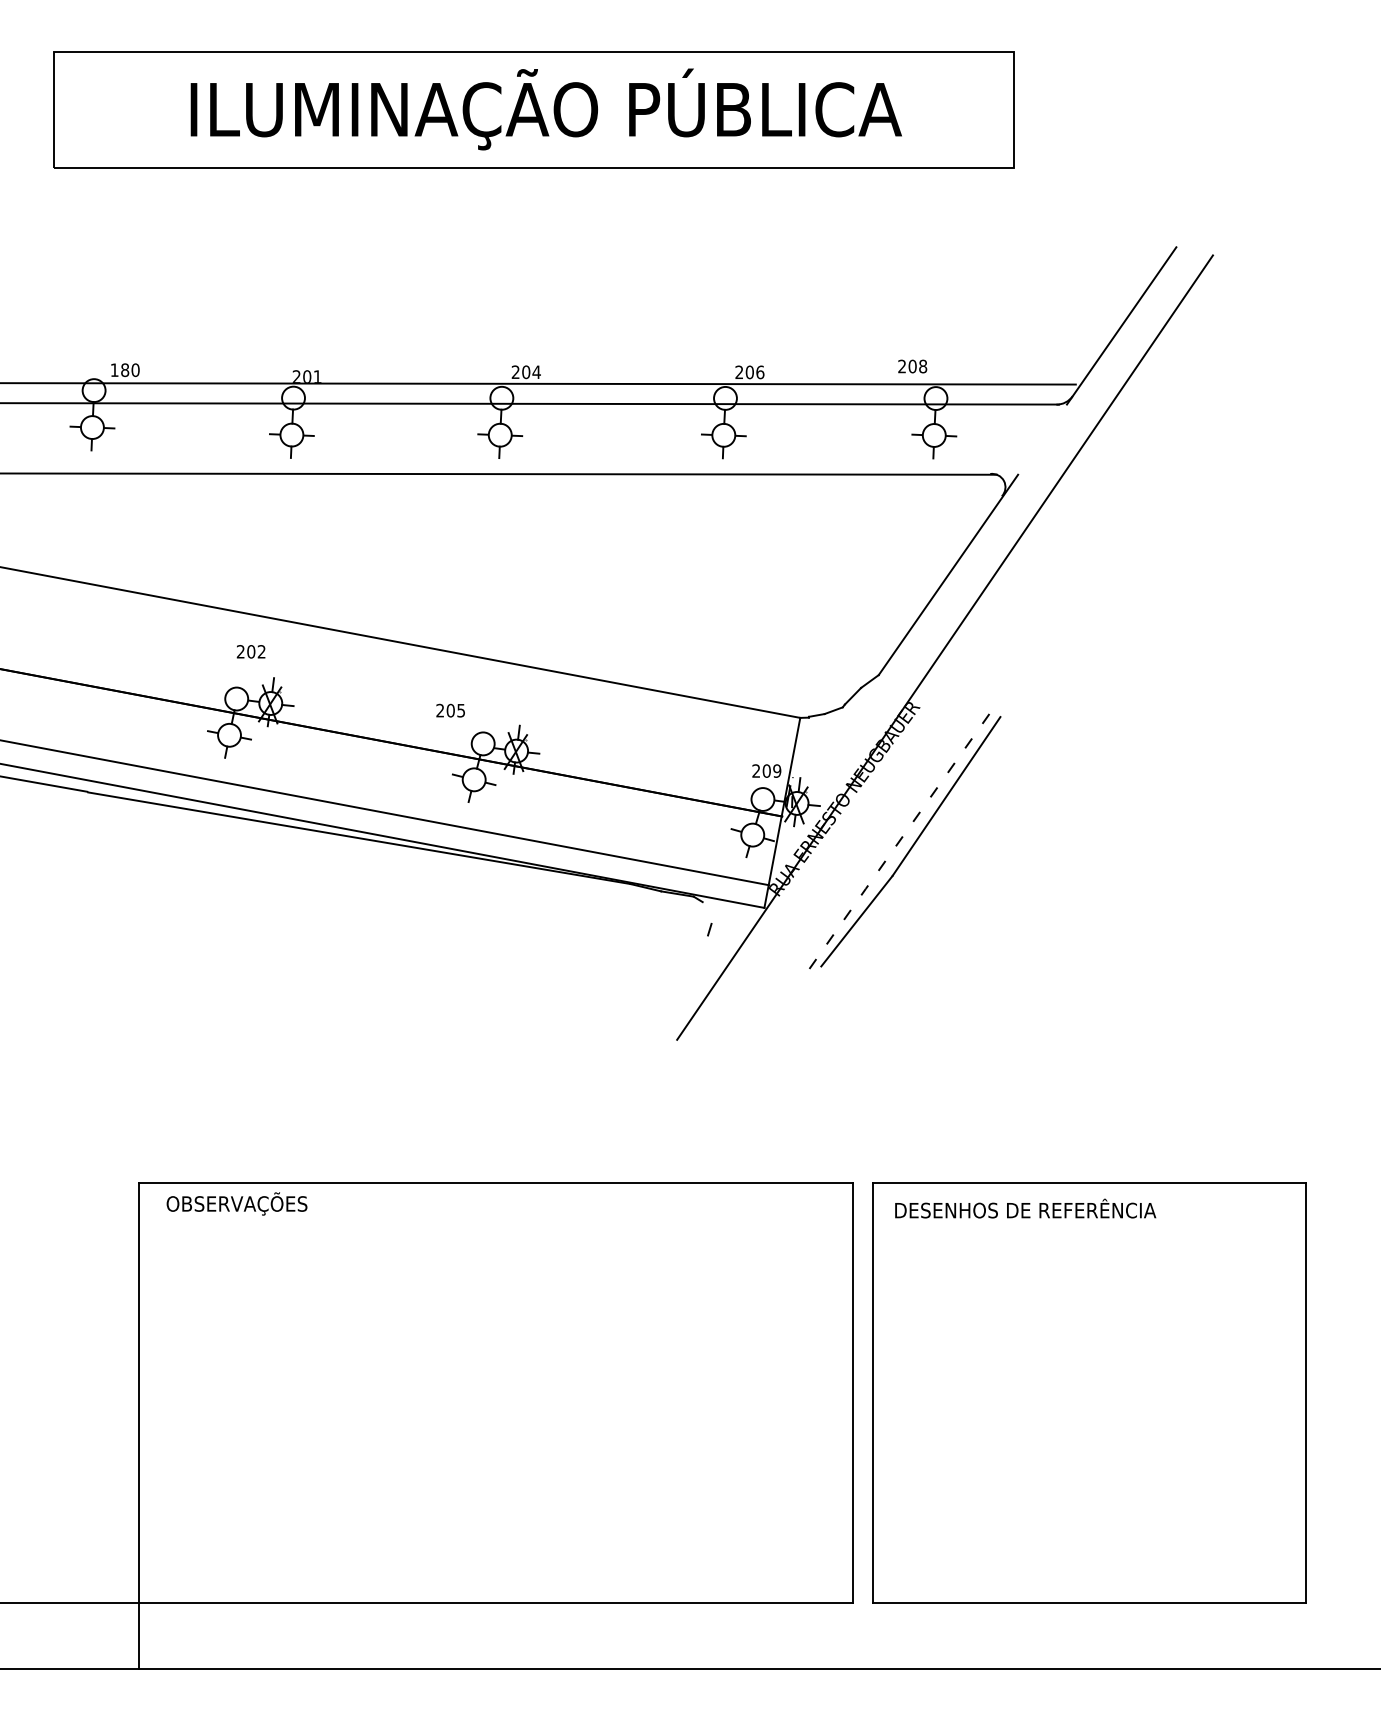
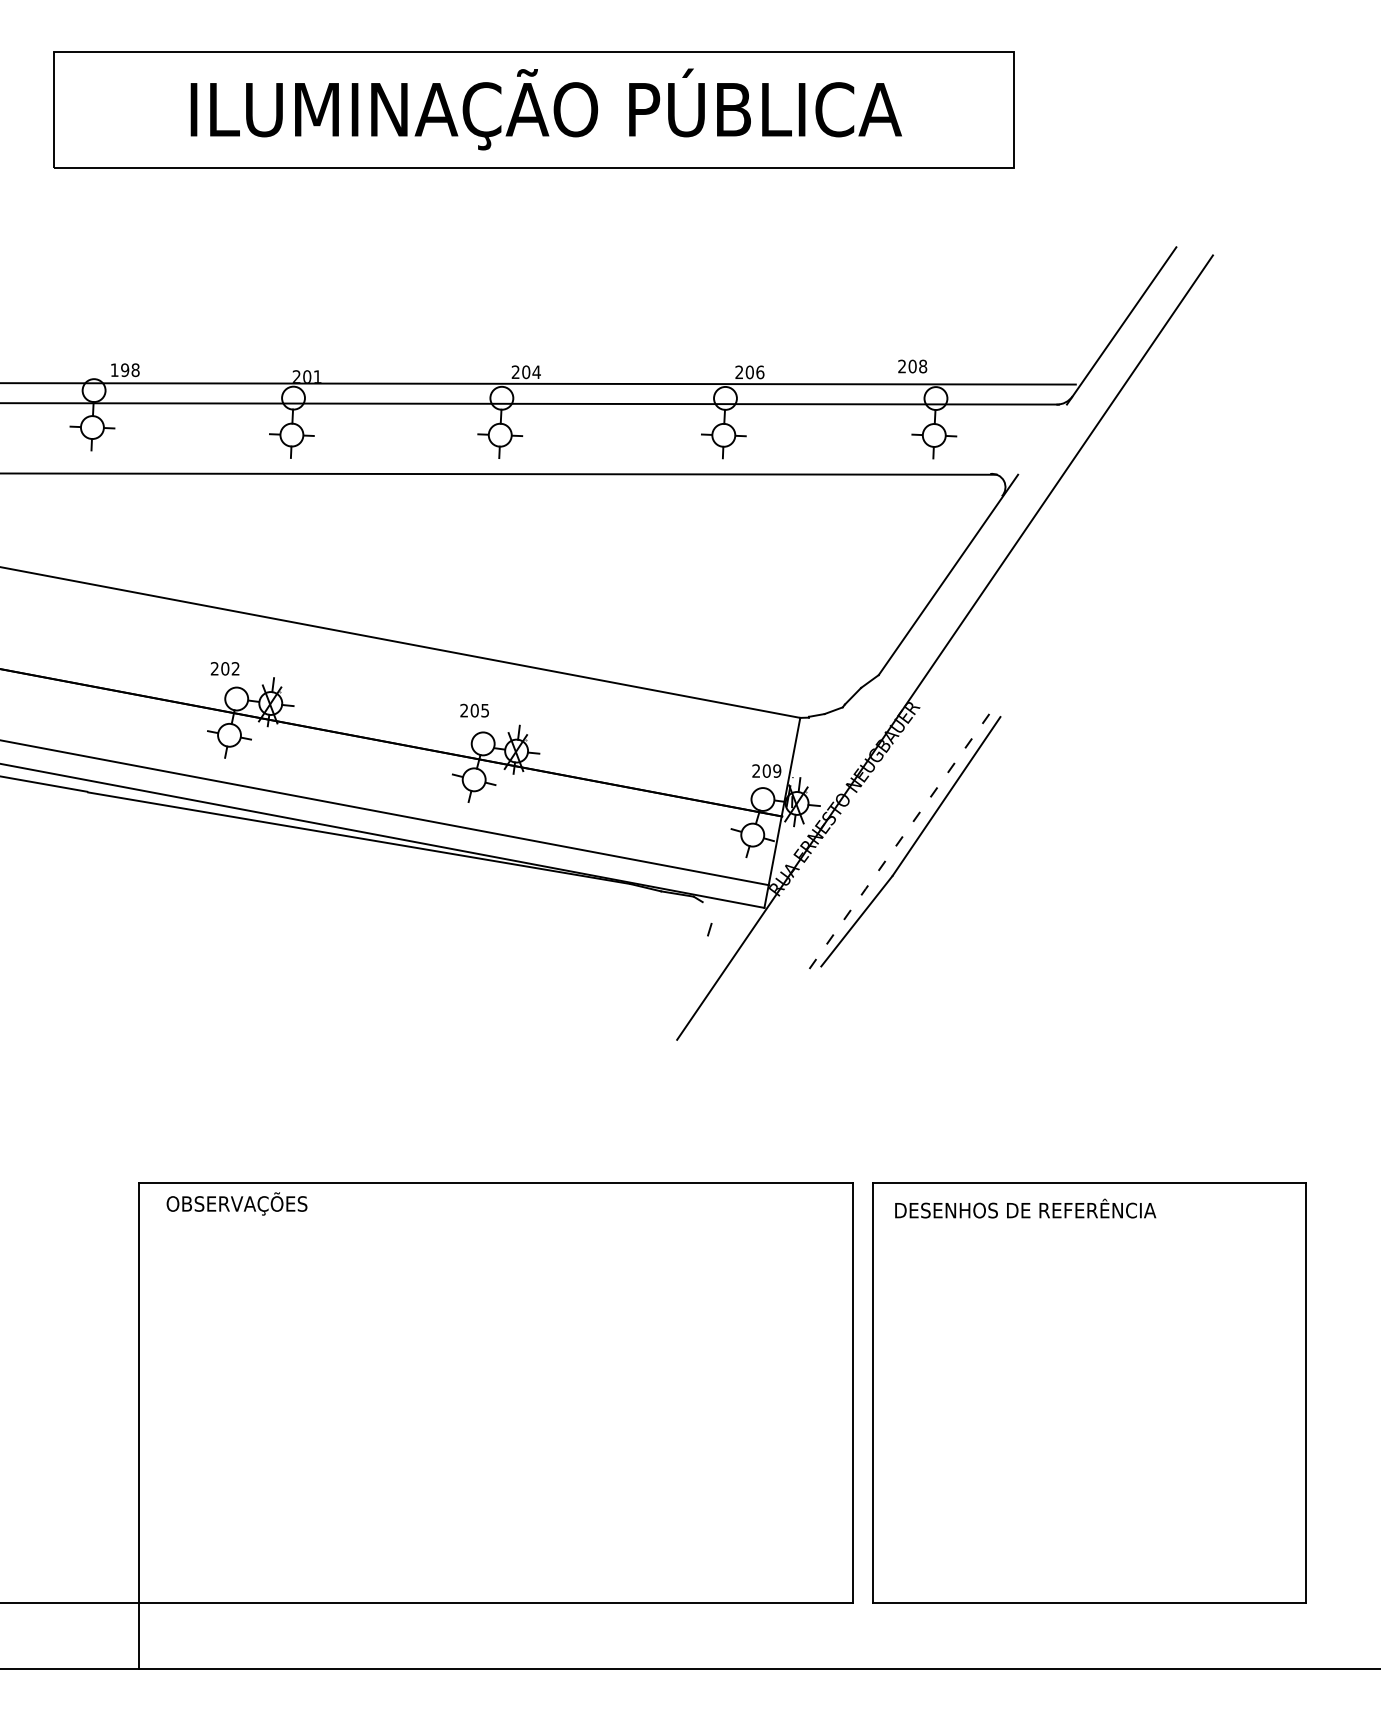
text: 180 -> 198 (130, 370)
text position: (250, 651) -> (224, 668) (224, 668)
text position: (450, 710) -> (474, 710) (474, 710)
